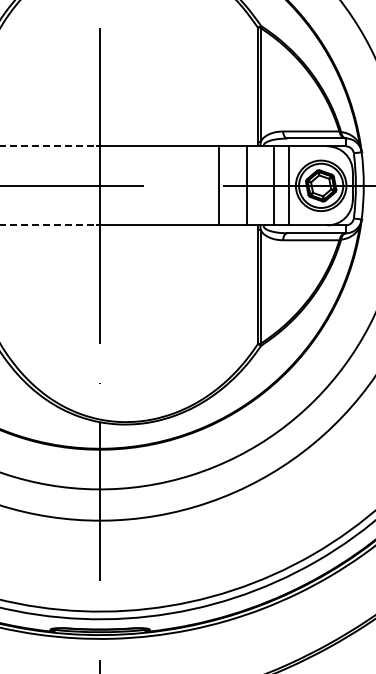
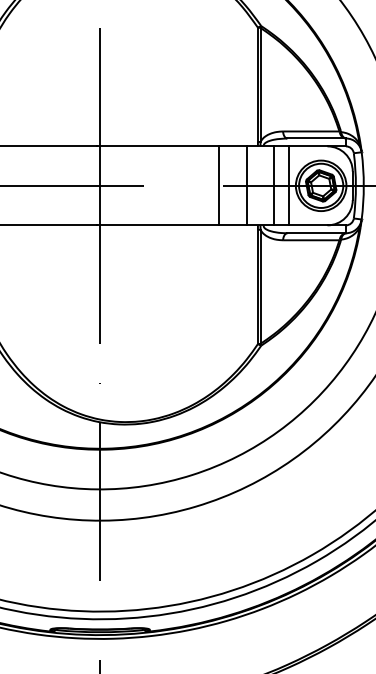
line: dashed -> solid (48, 146)
line: dashed -> solid (48, 225)
